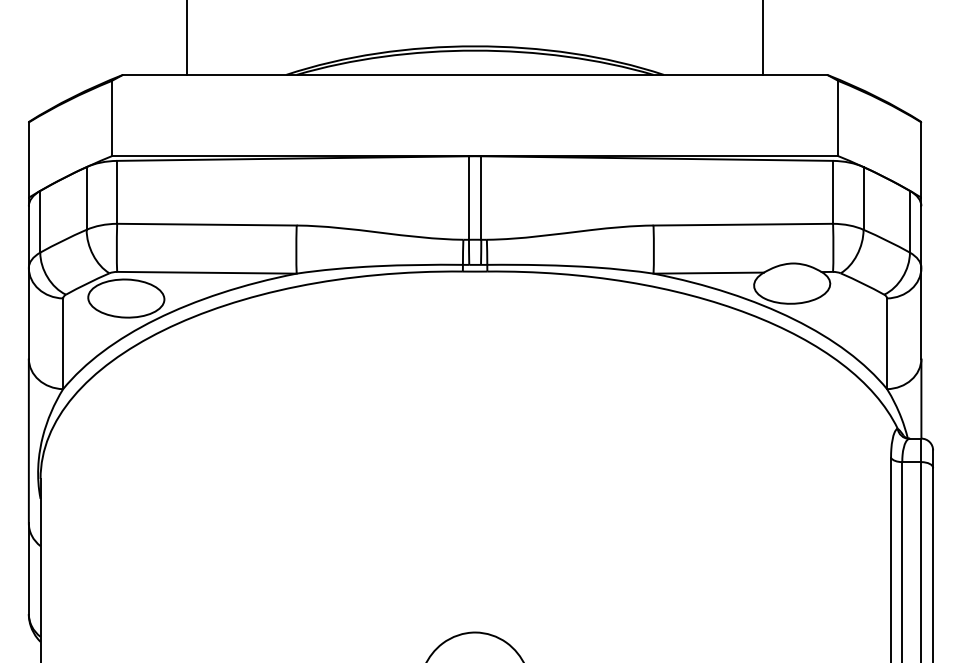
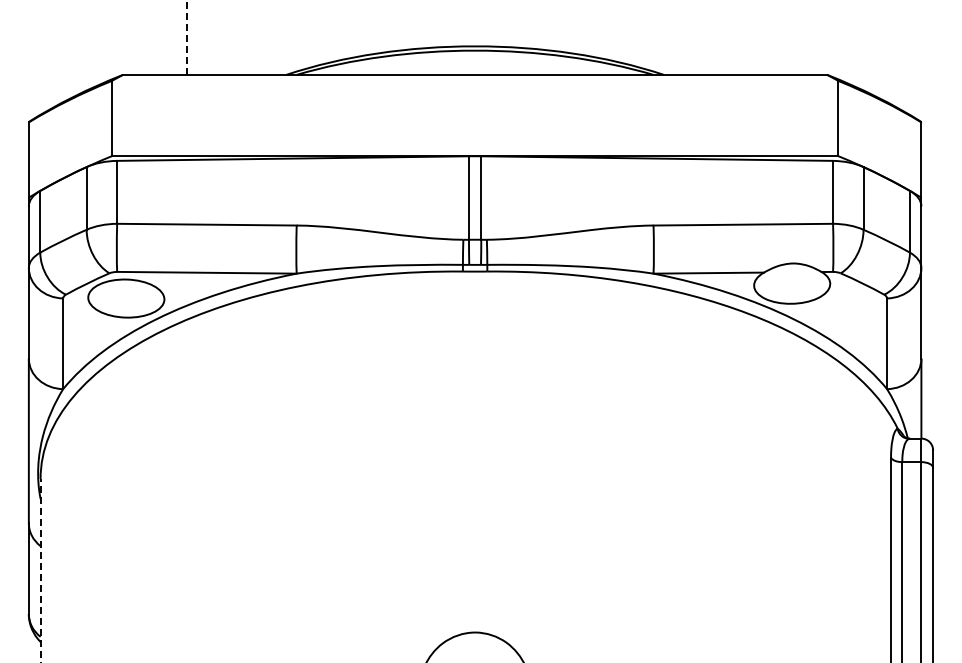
line: solid -> dashed (187, 37)
line: present -> none (762, 38)
line: solid -> dashed (40, 570)
